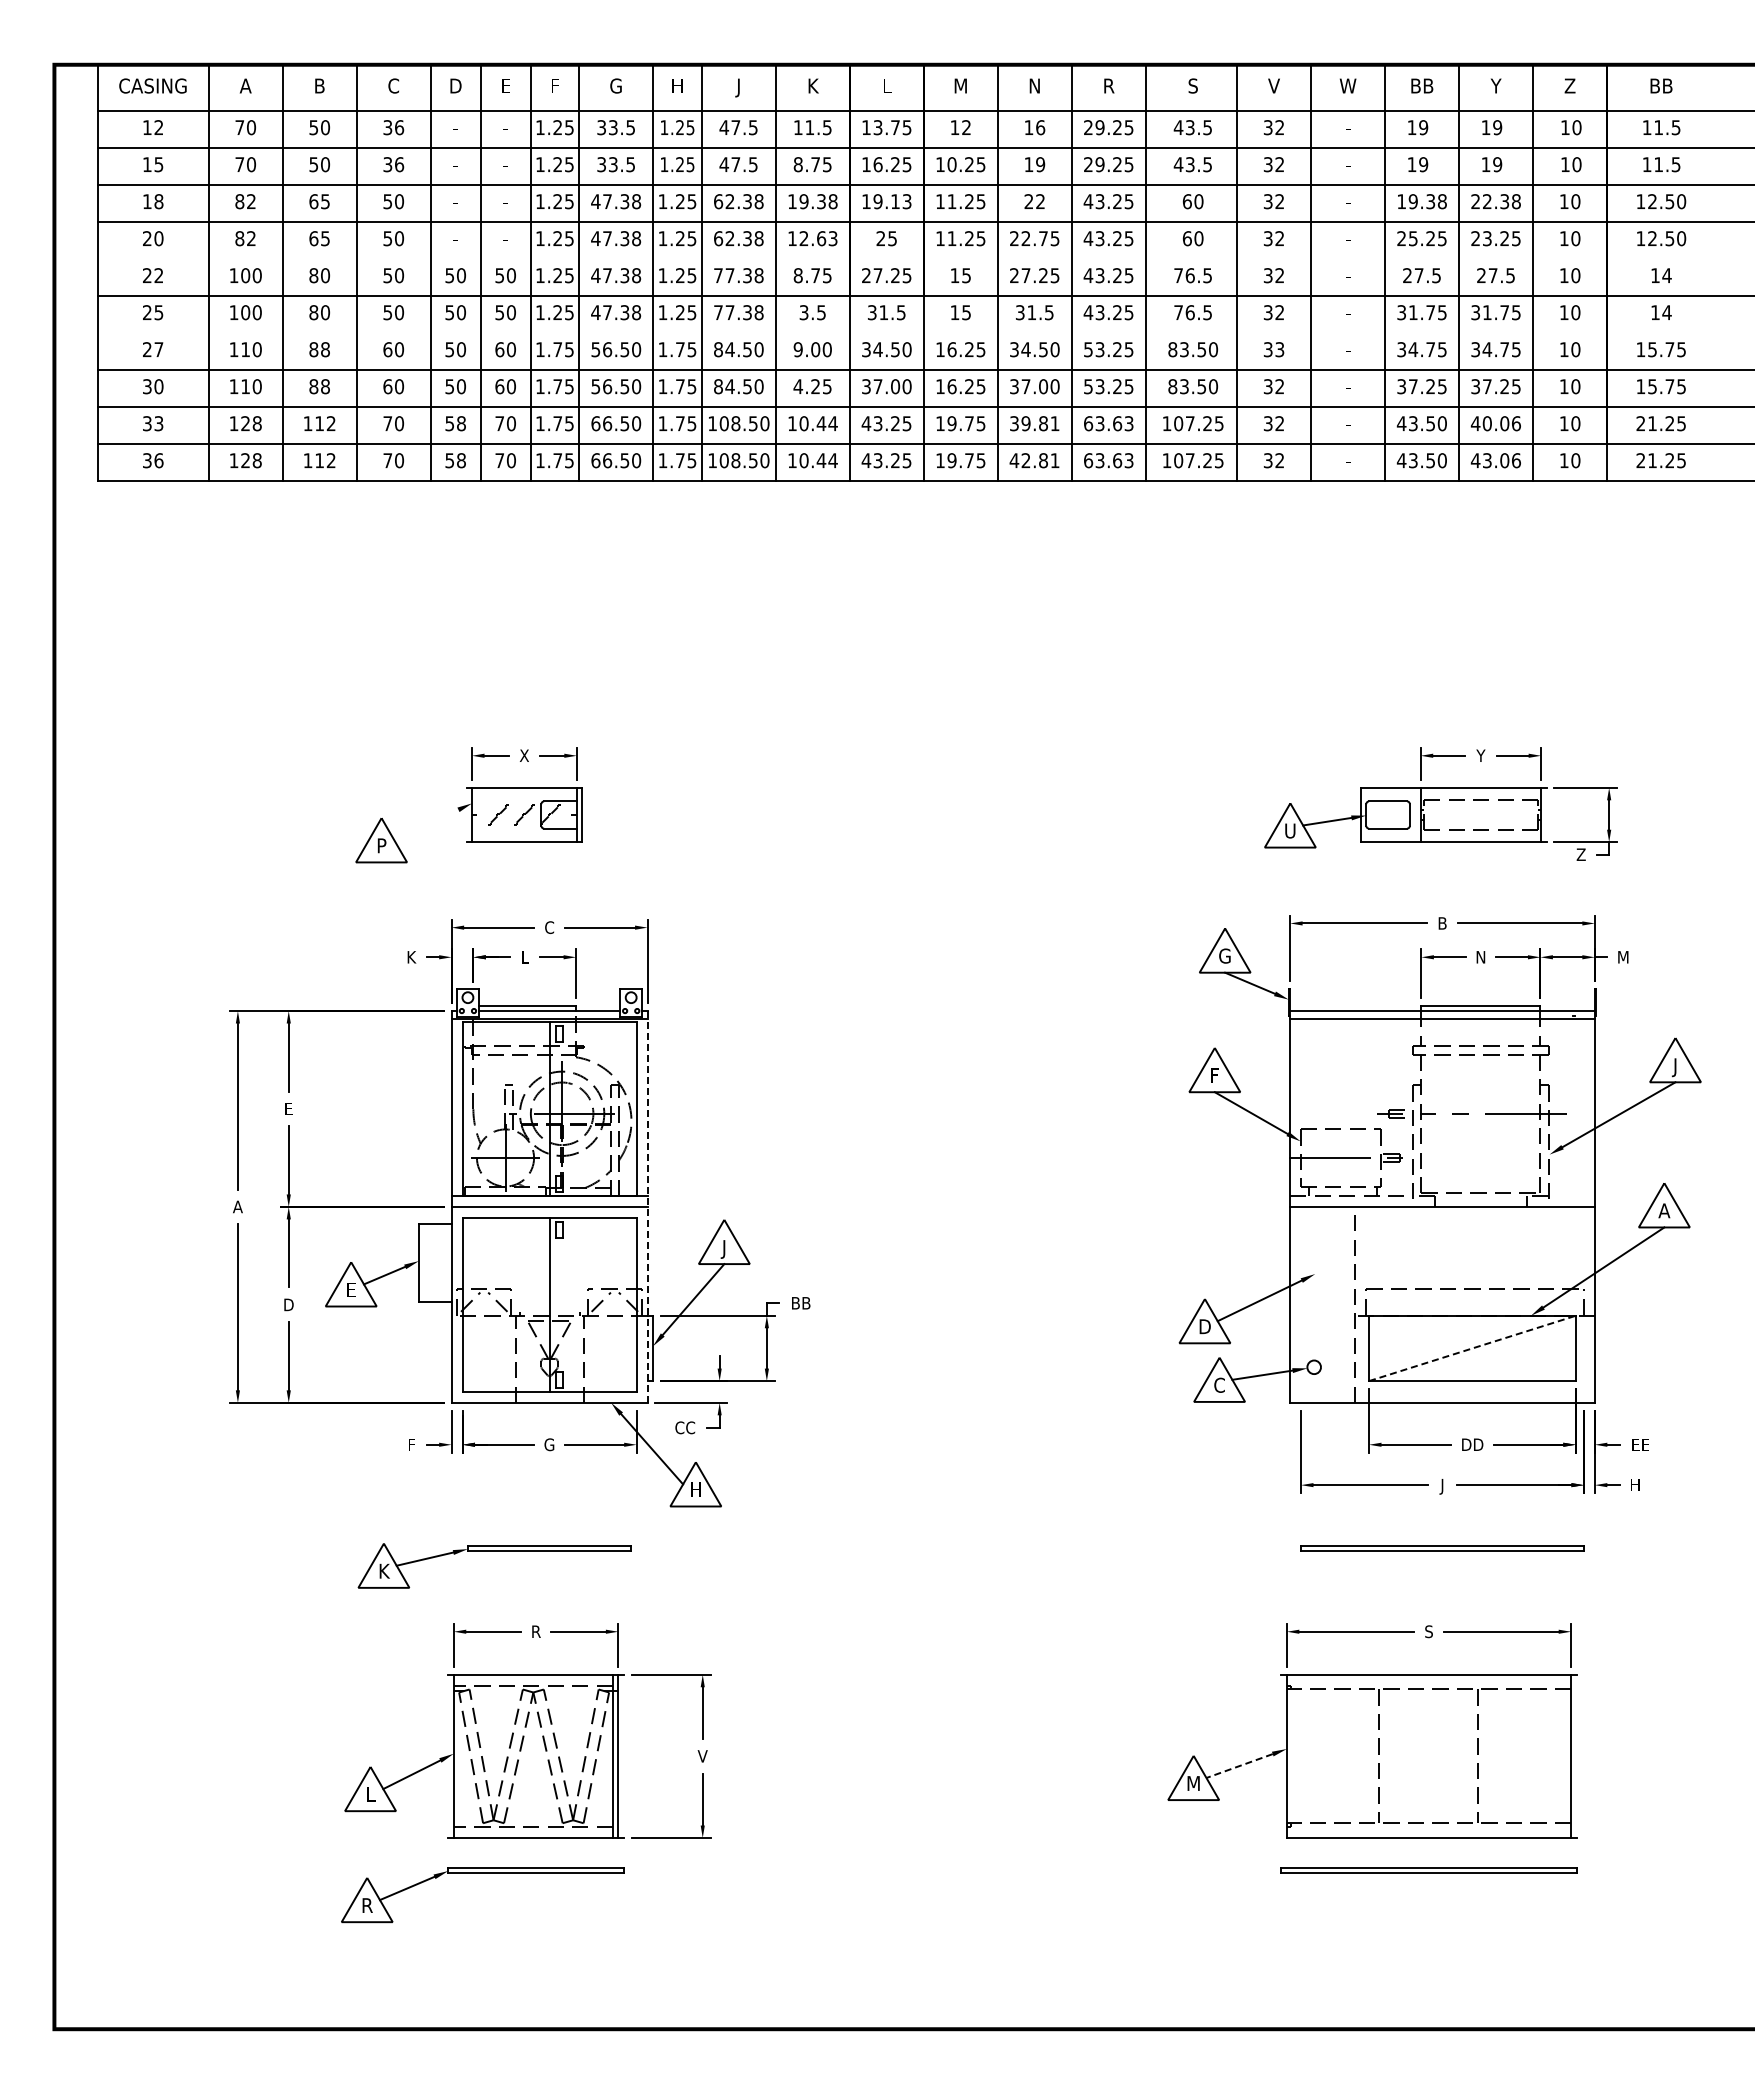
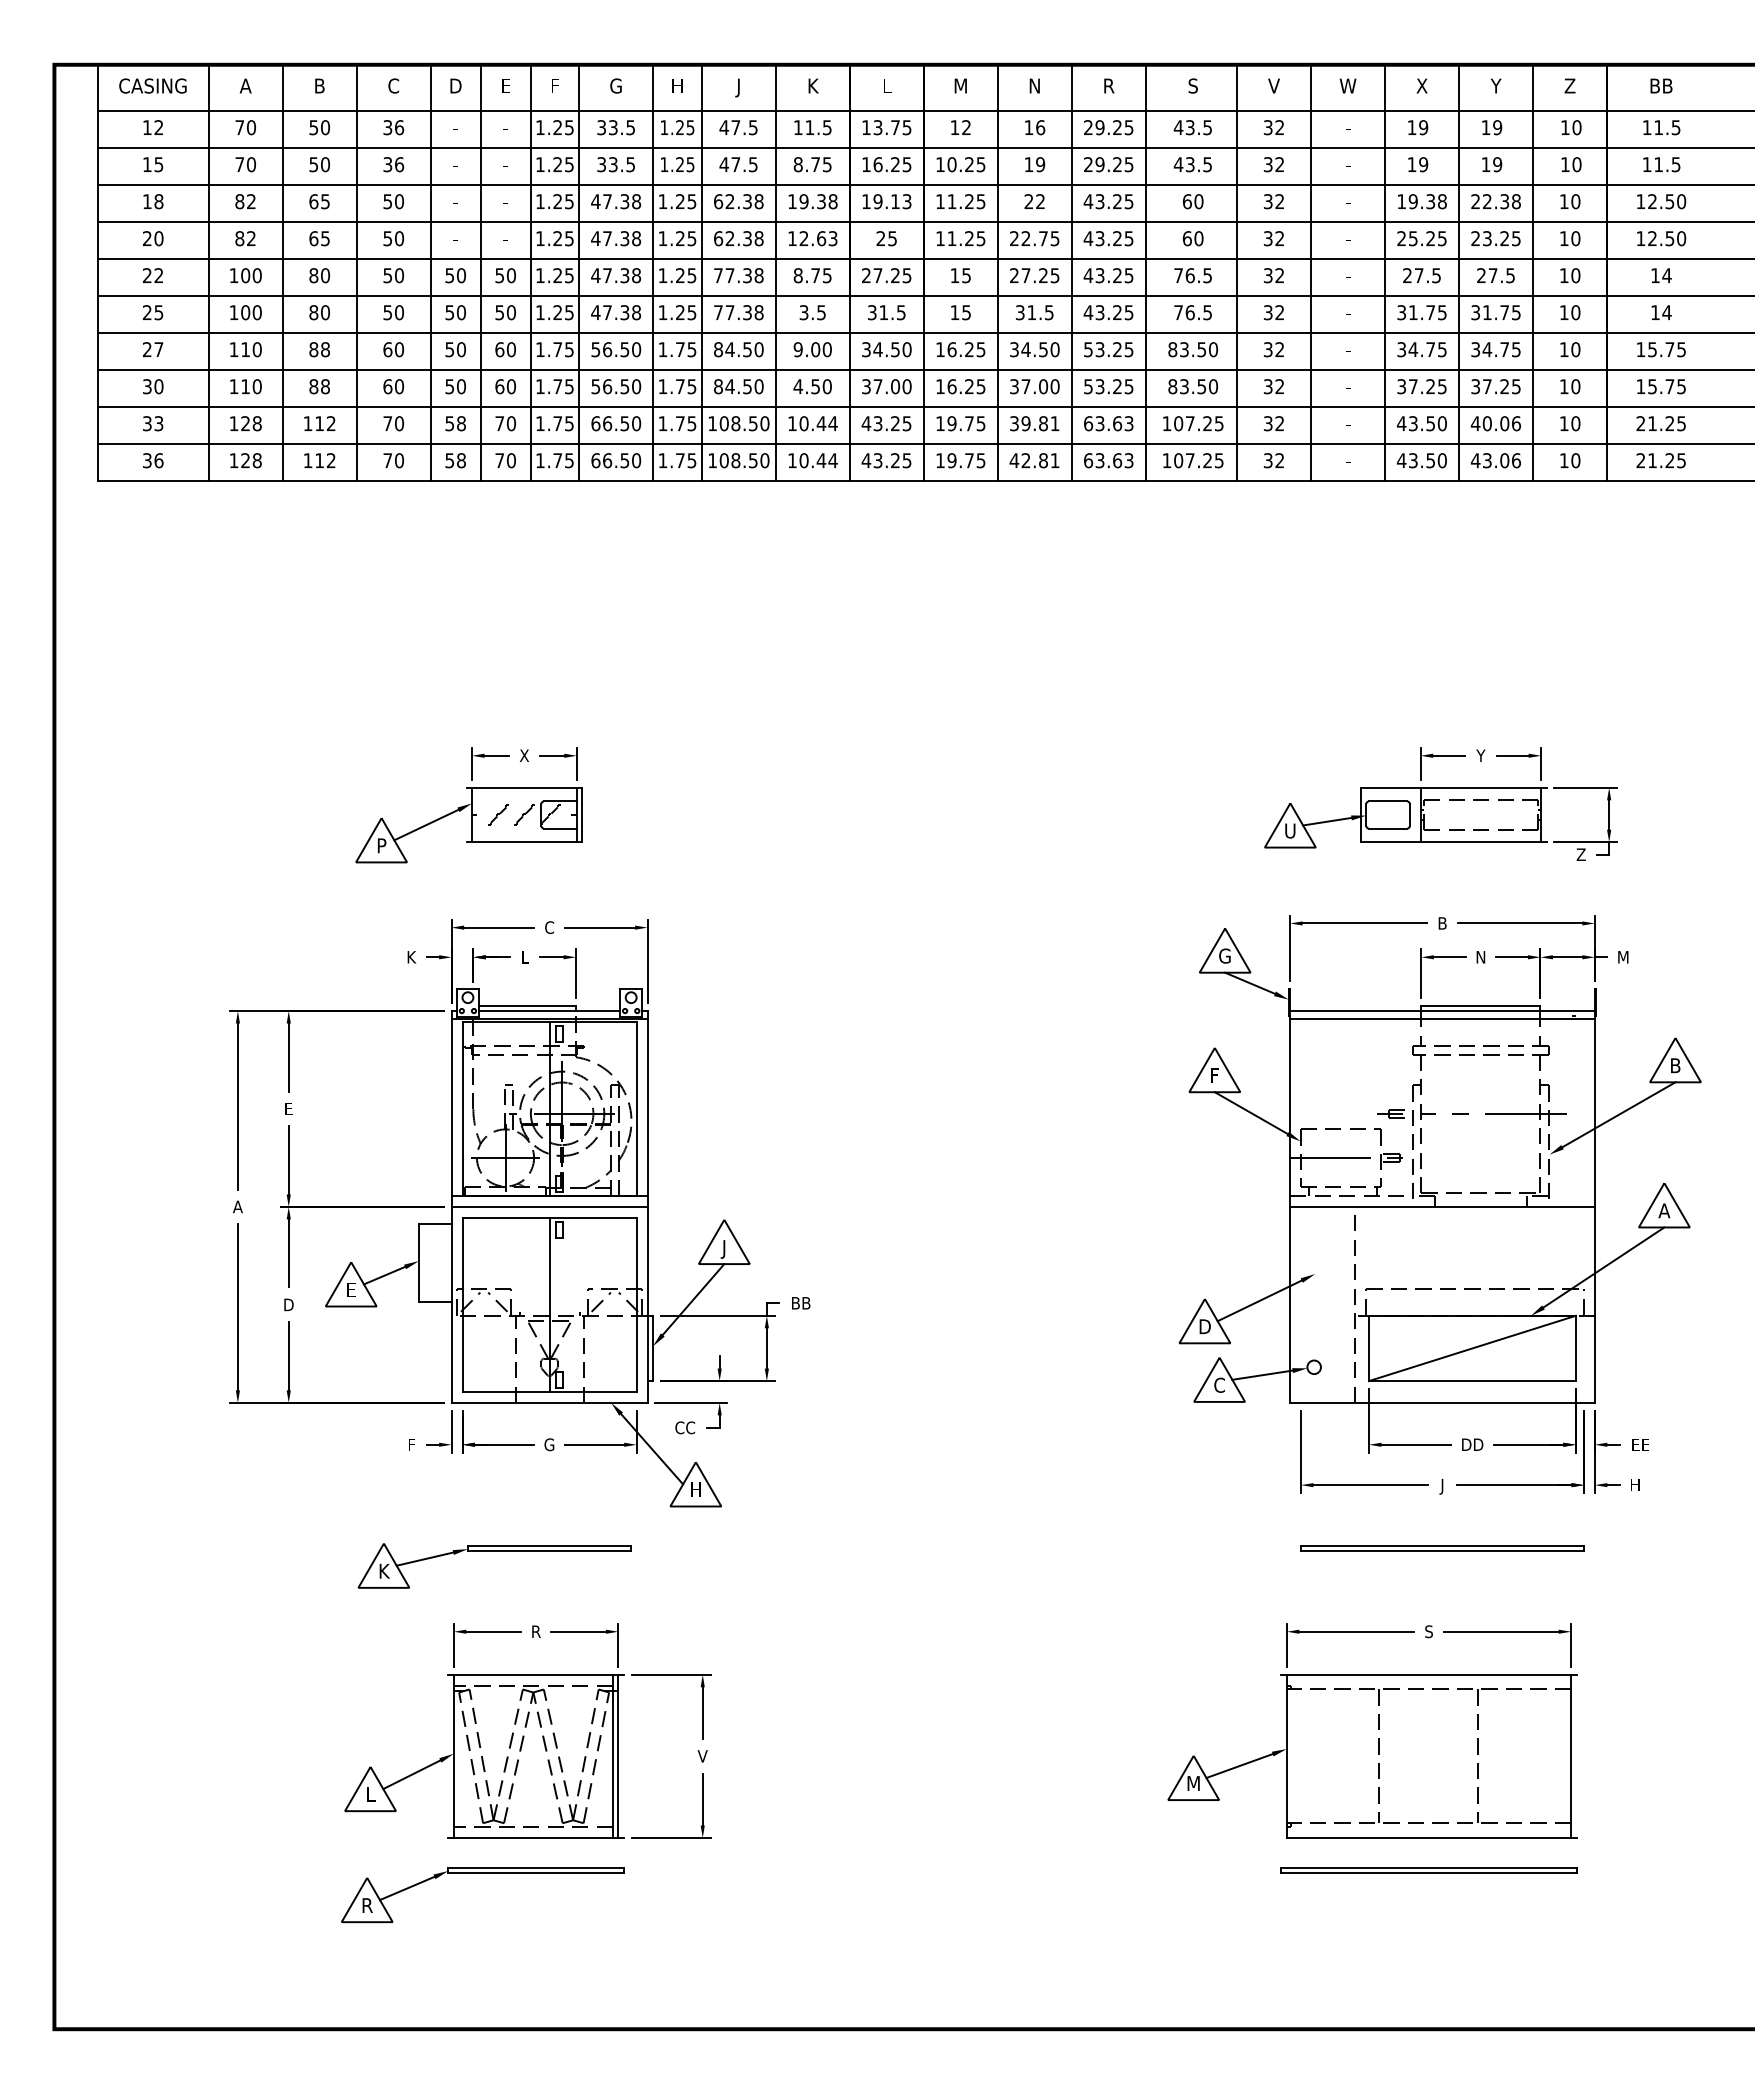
text: BB -> X (1422, 85)
line: none -> present (924, 259)
line: none -> present (924, 333)
text: 33 -> 32 (1279, 349)
text: 4.25 -> 4.50 (821, 386)
line: none -> present (426, 824)
text: J -> B (1675, 1067)
line: dashed -> solid (647, 1206)
line: dashed -> solid (1472, 1348)
line: dashed -> solid (1239, 1766)
